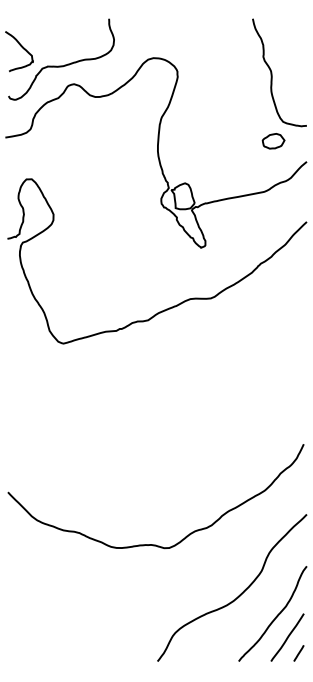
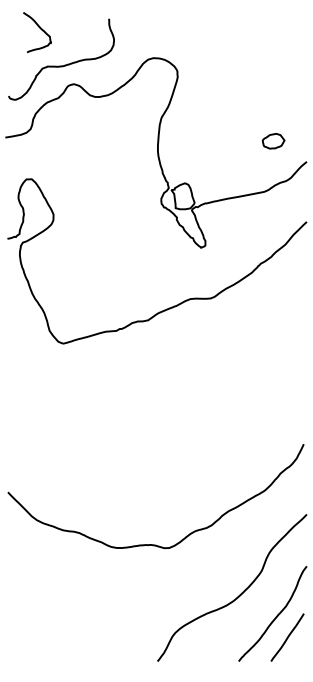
curve position: (22, 48) -> (40, 29) (40, 29)
curve: present -> none (272, 72)
line: present -> none (298, 653)
